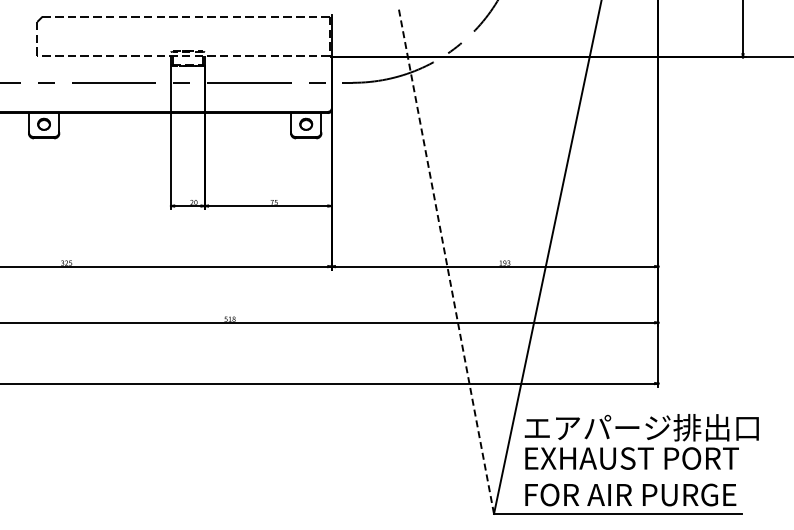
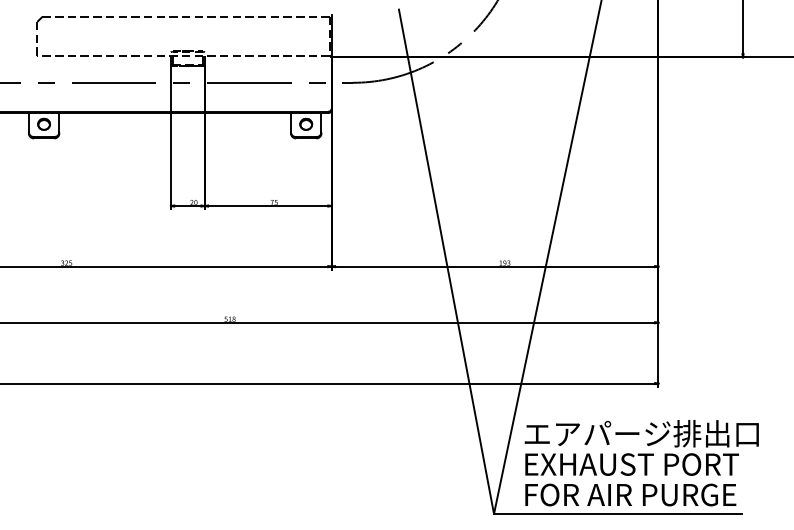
line: dashed -> solid (446, 261)
text position: (641, 441) -> (641, 447) (641, 447)
